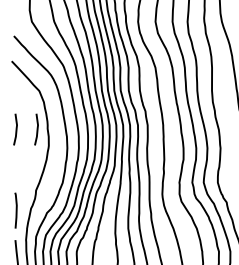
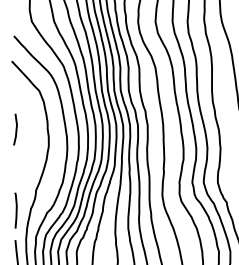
line: present -> none (36, 129)
